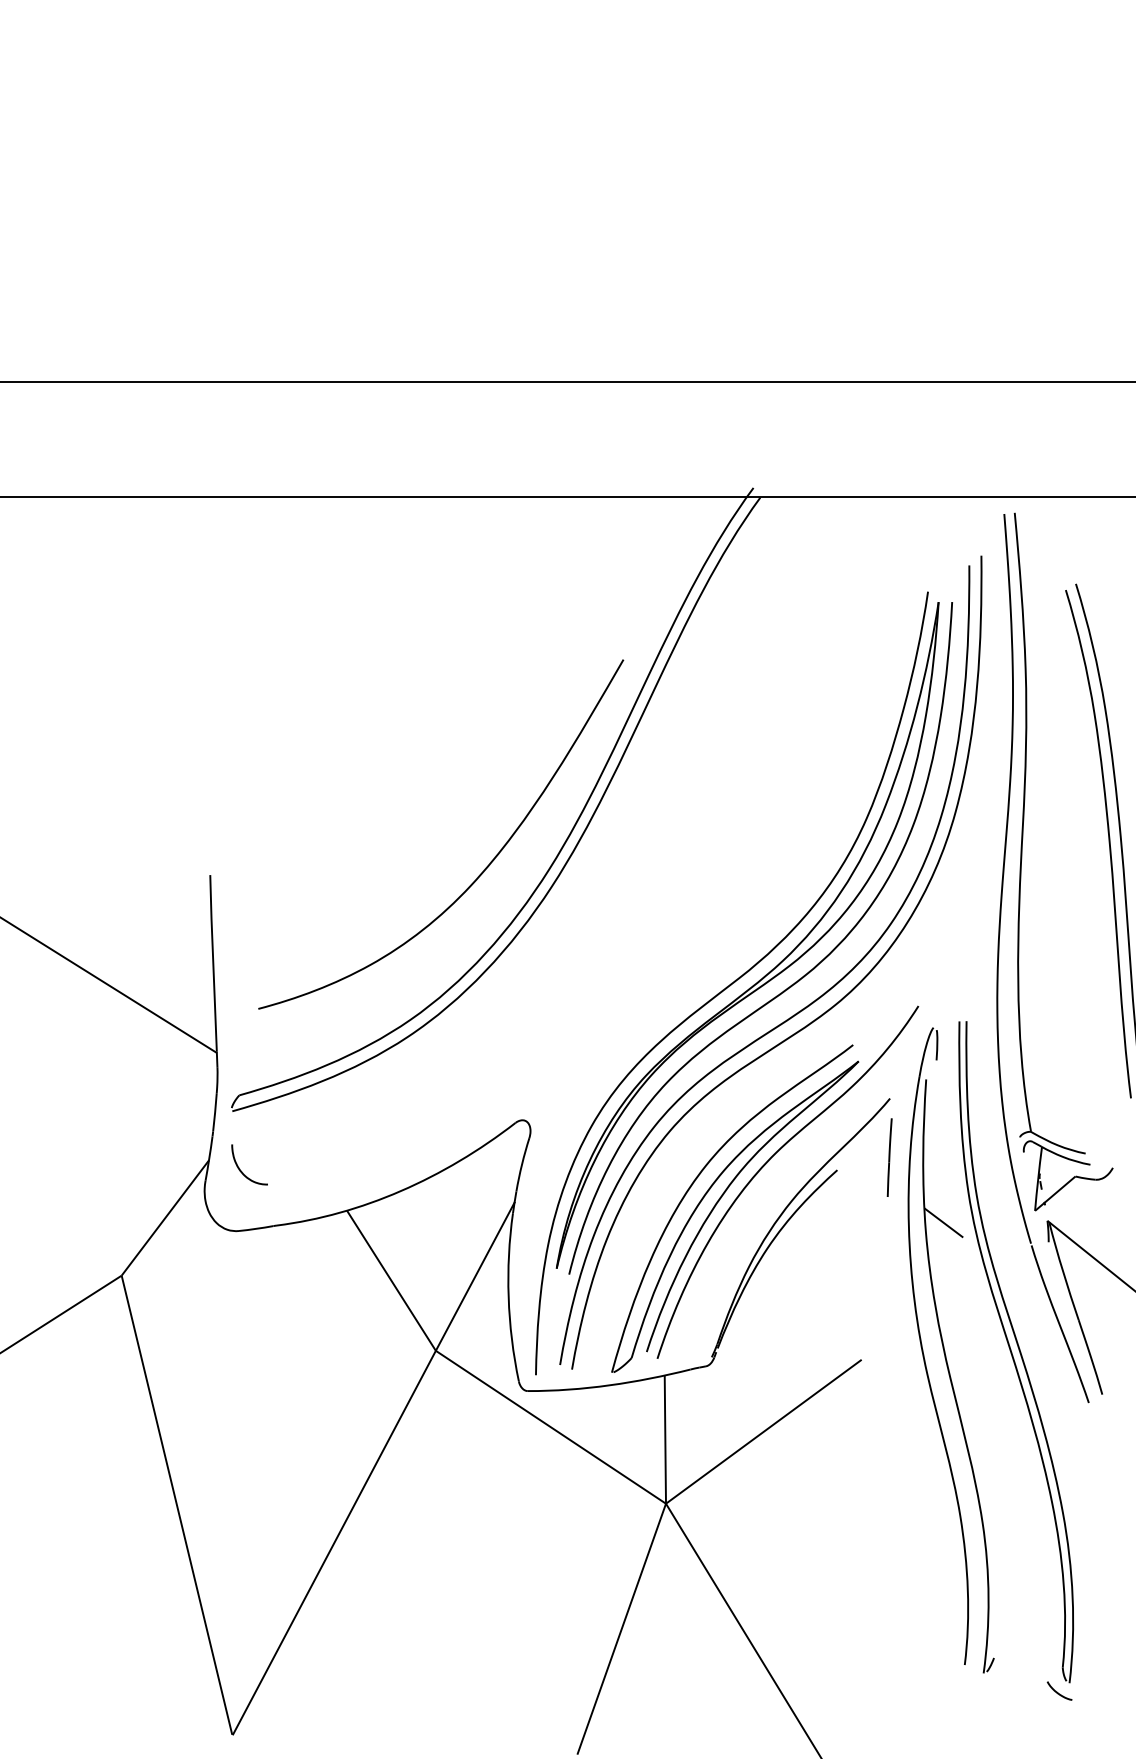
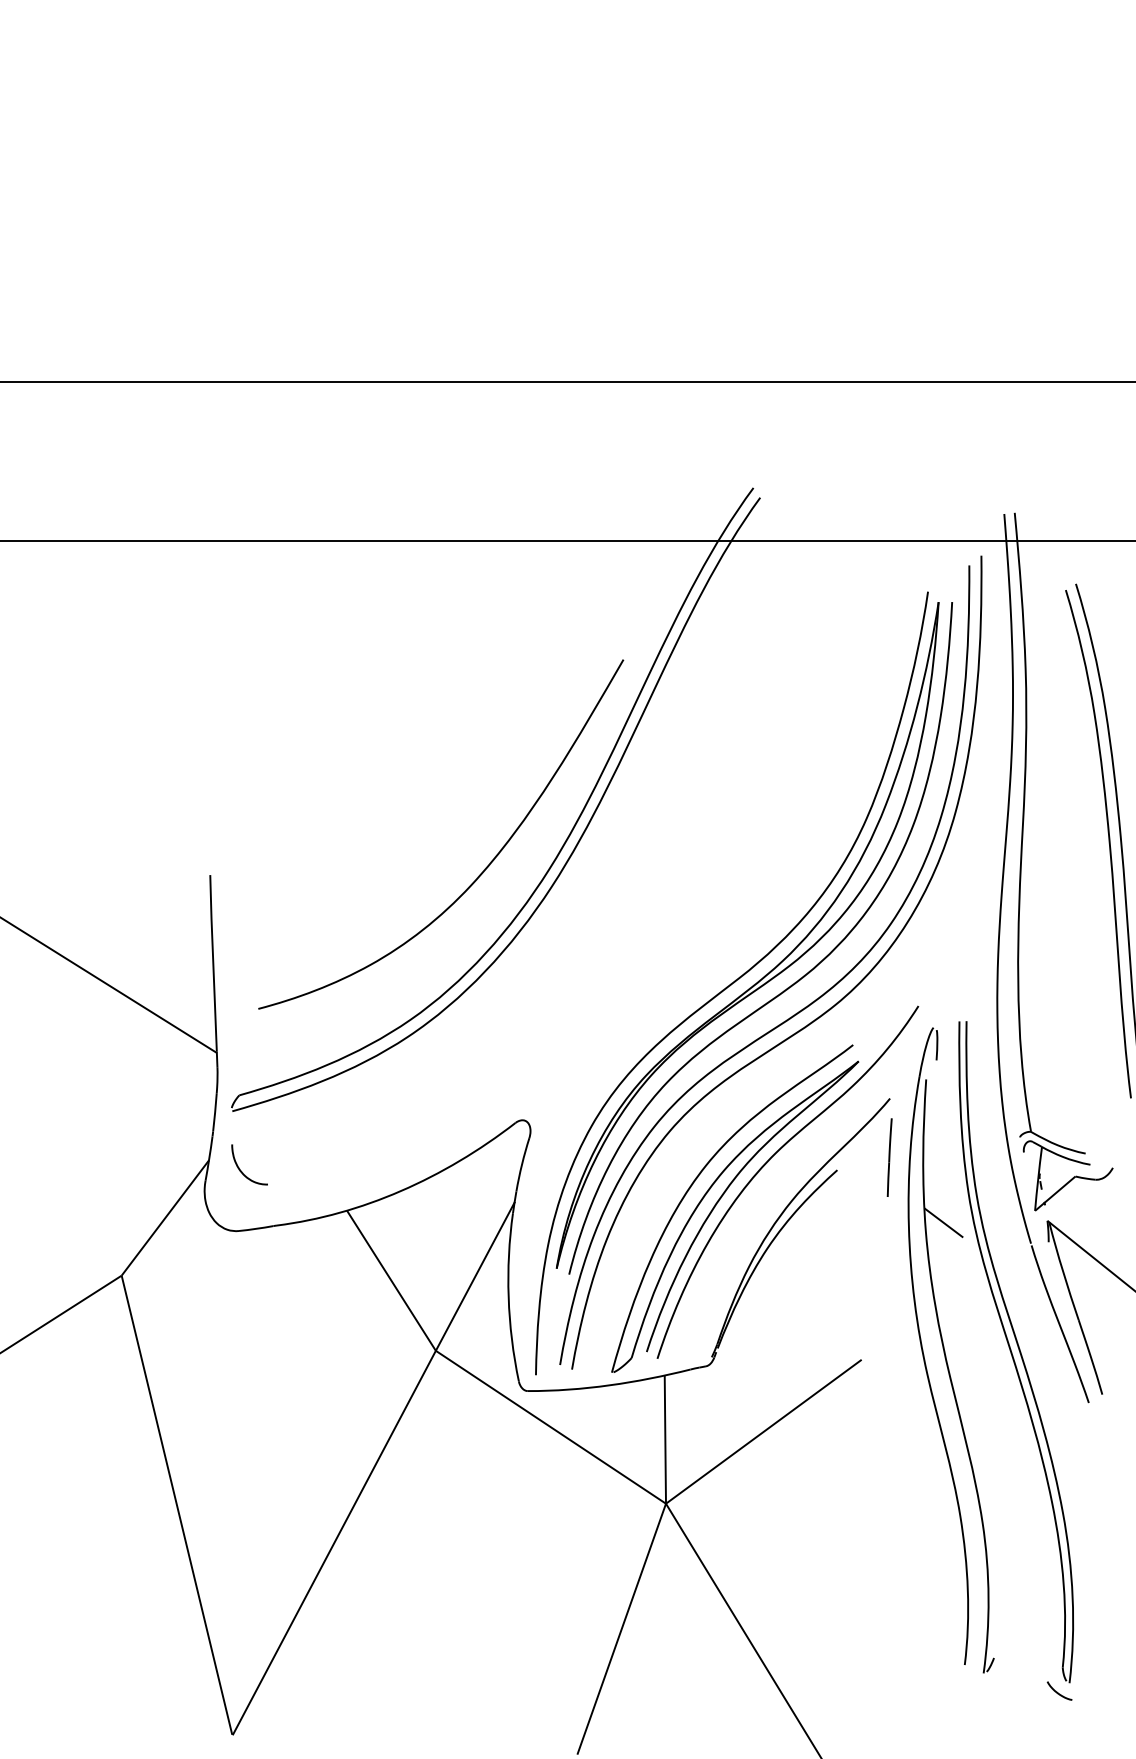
line position: (567, 496) -> (567, 540) (567, 540)
